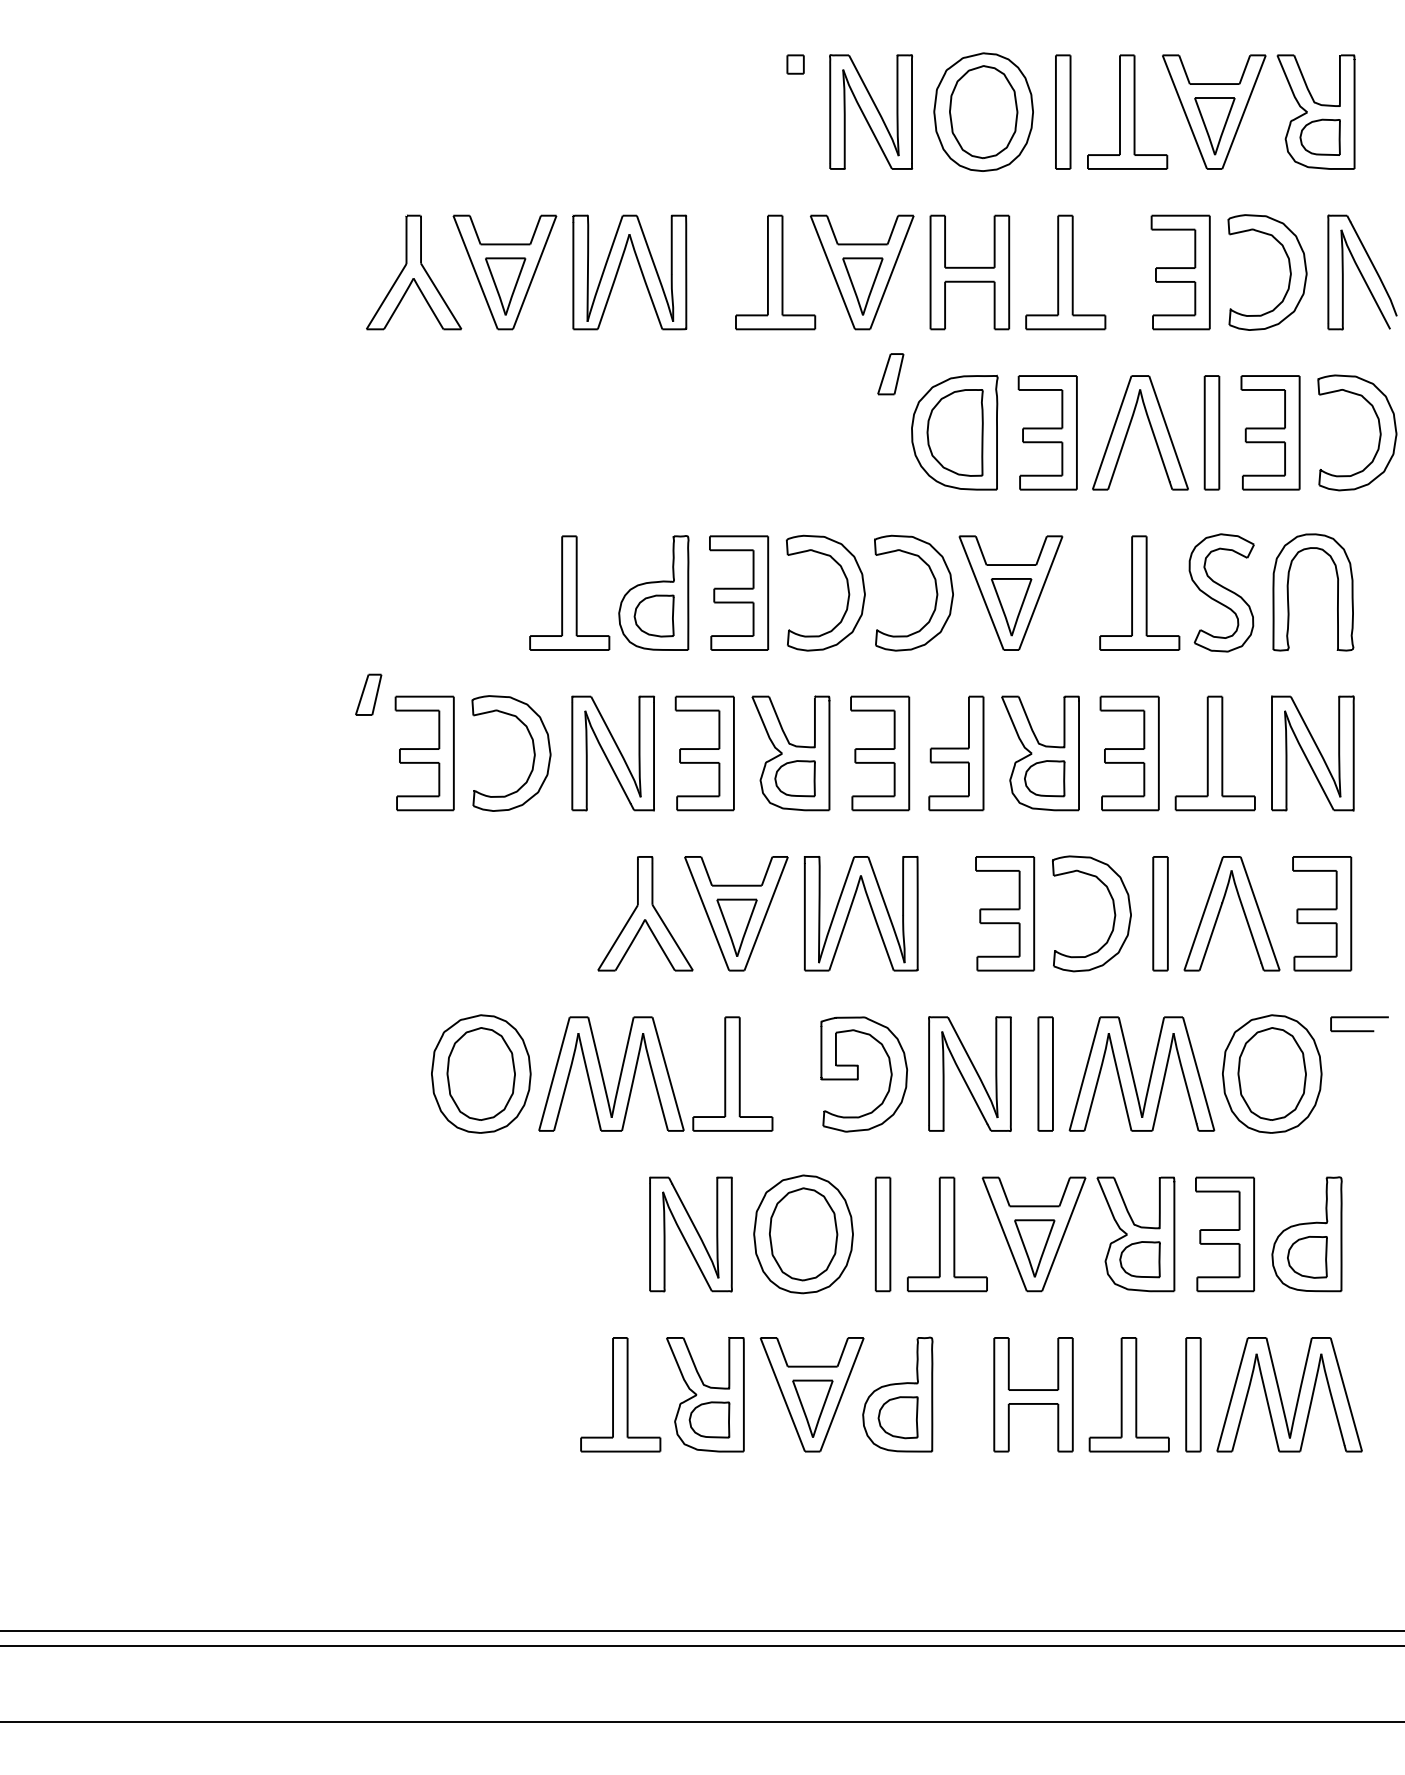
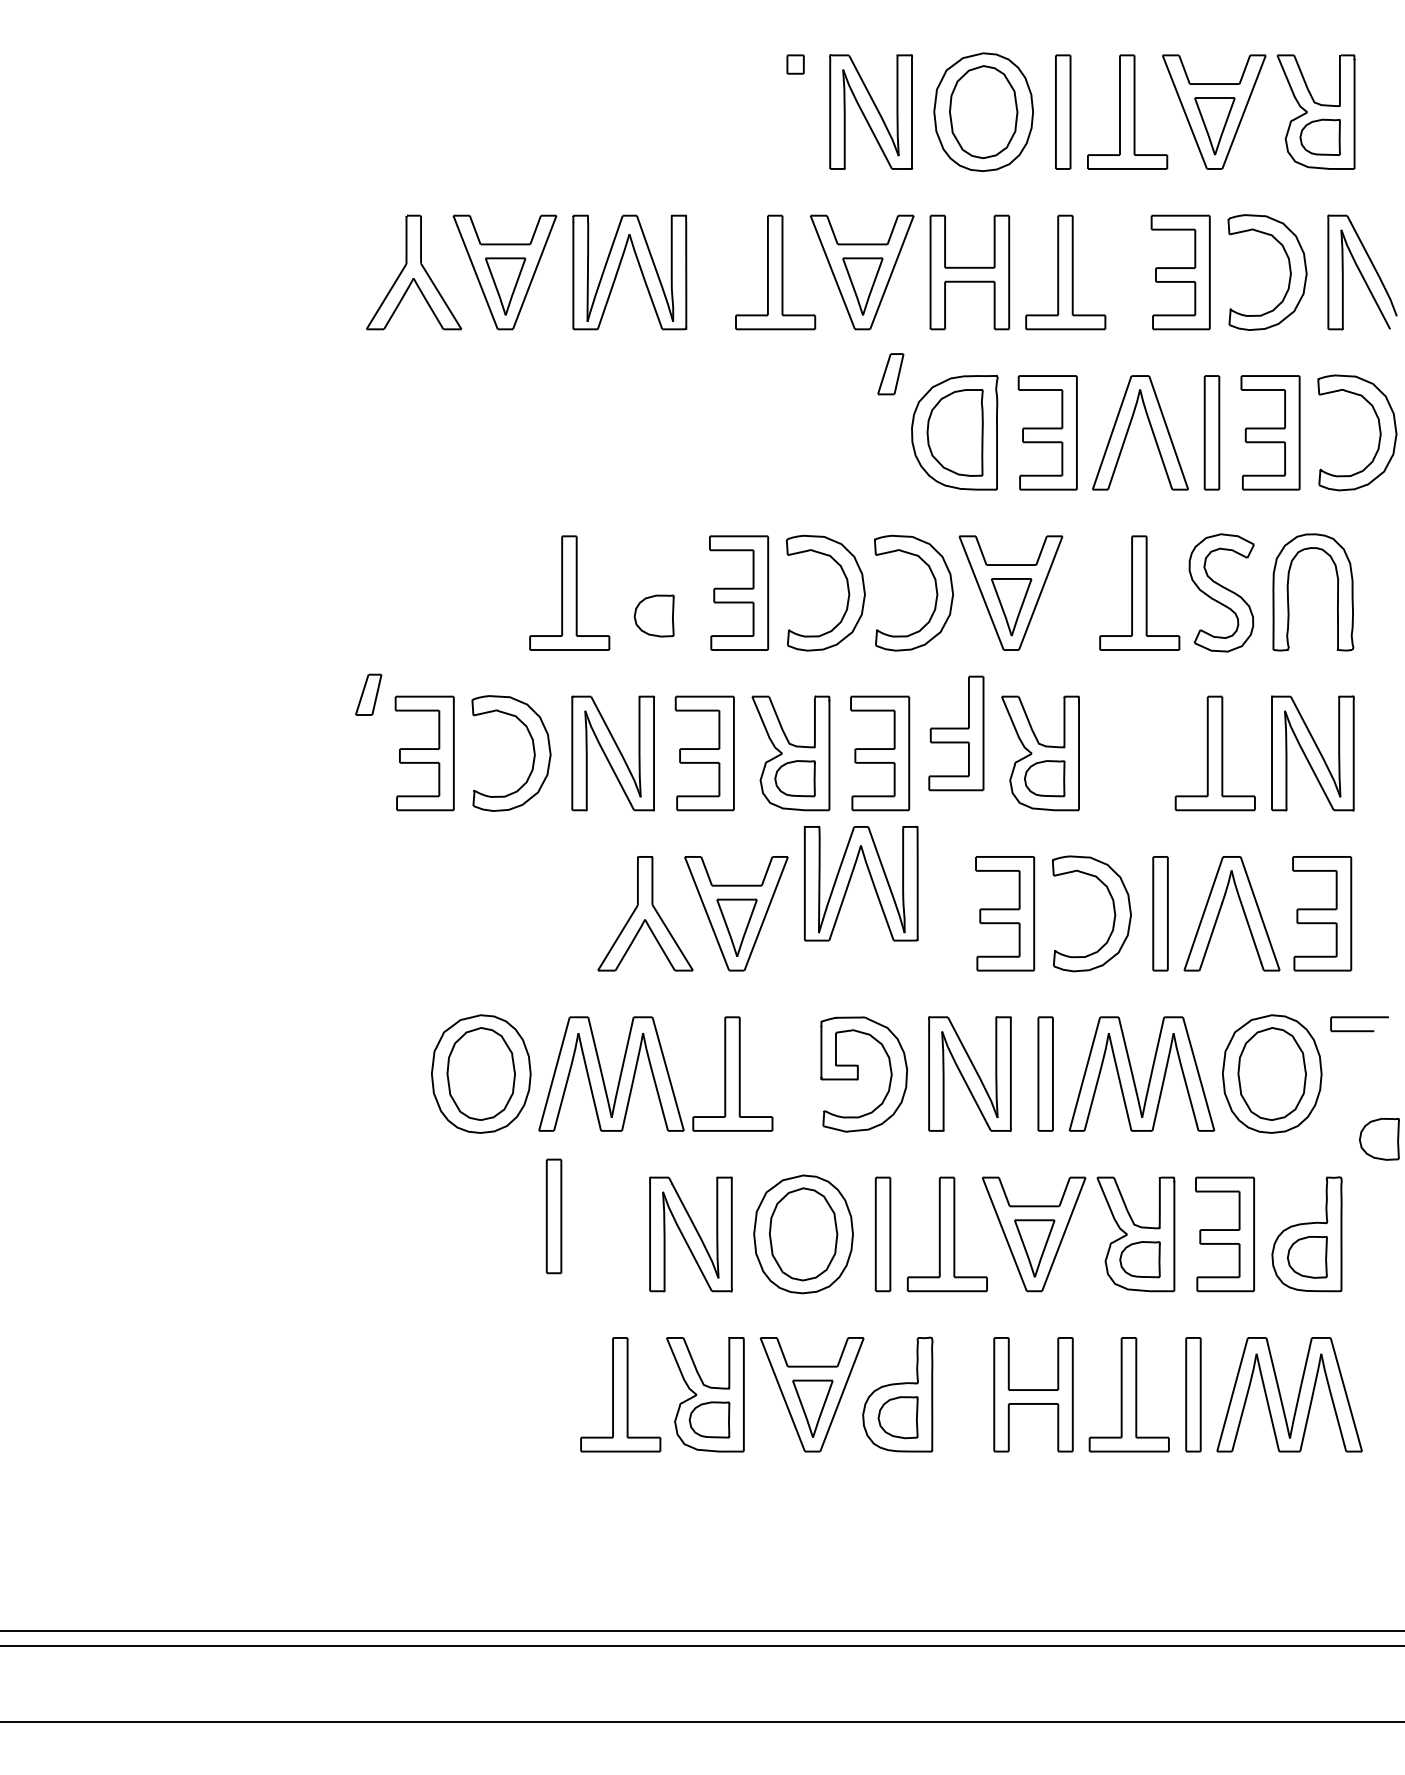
part: present -> none (653, 592)
part position: (956, 753) -> (956, 733) (956, 733)
part: present -> none (1129, 753)
part position: (850, 911) -> (850, 881) (850, 881)
part: none -> present (1379, 1139)
part: none -> present (553, 1216)
